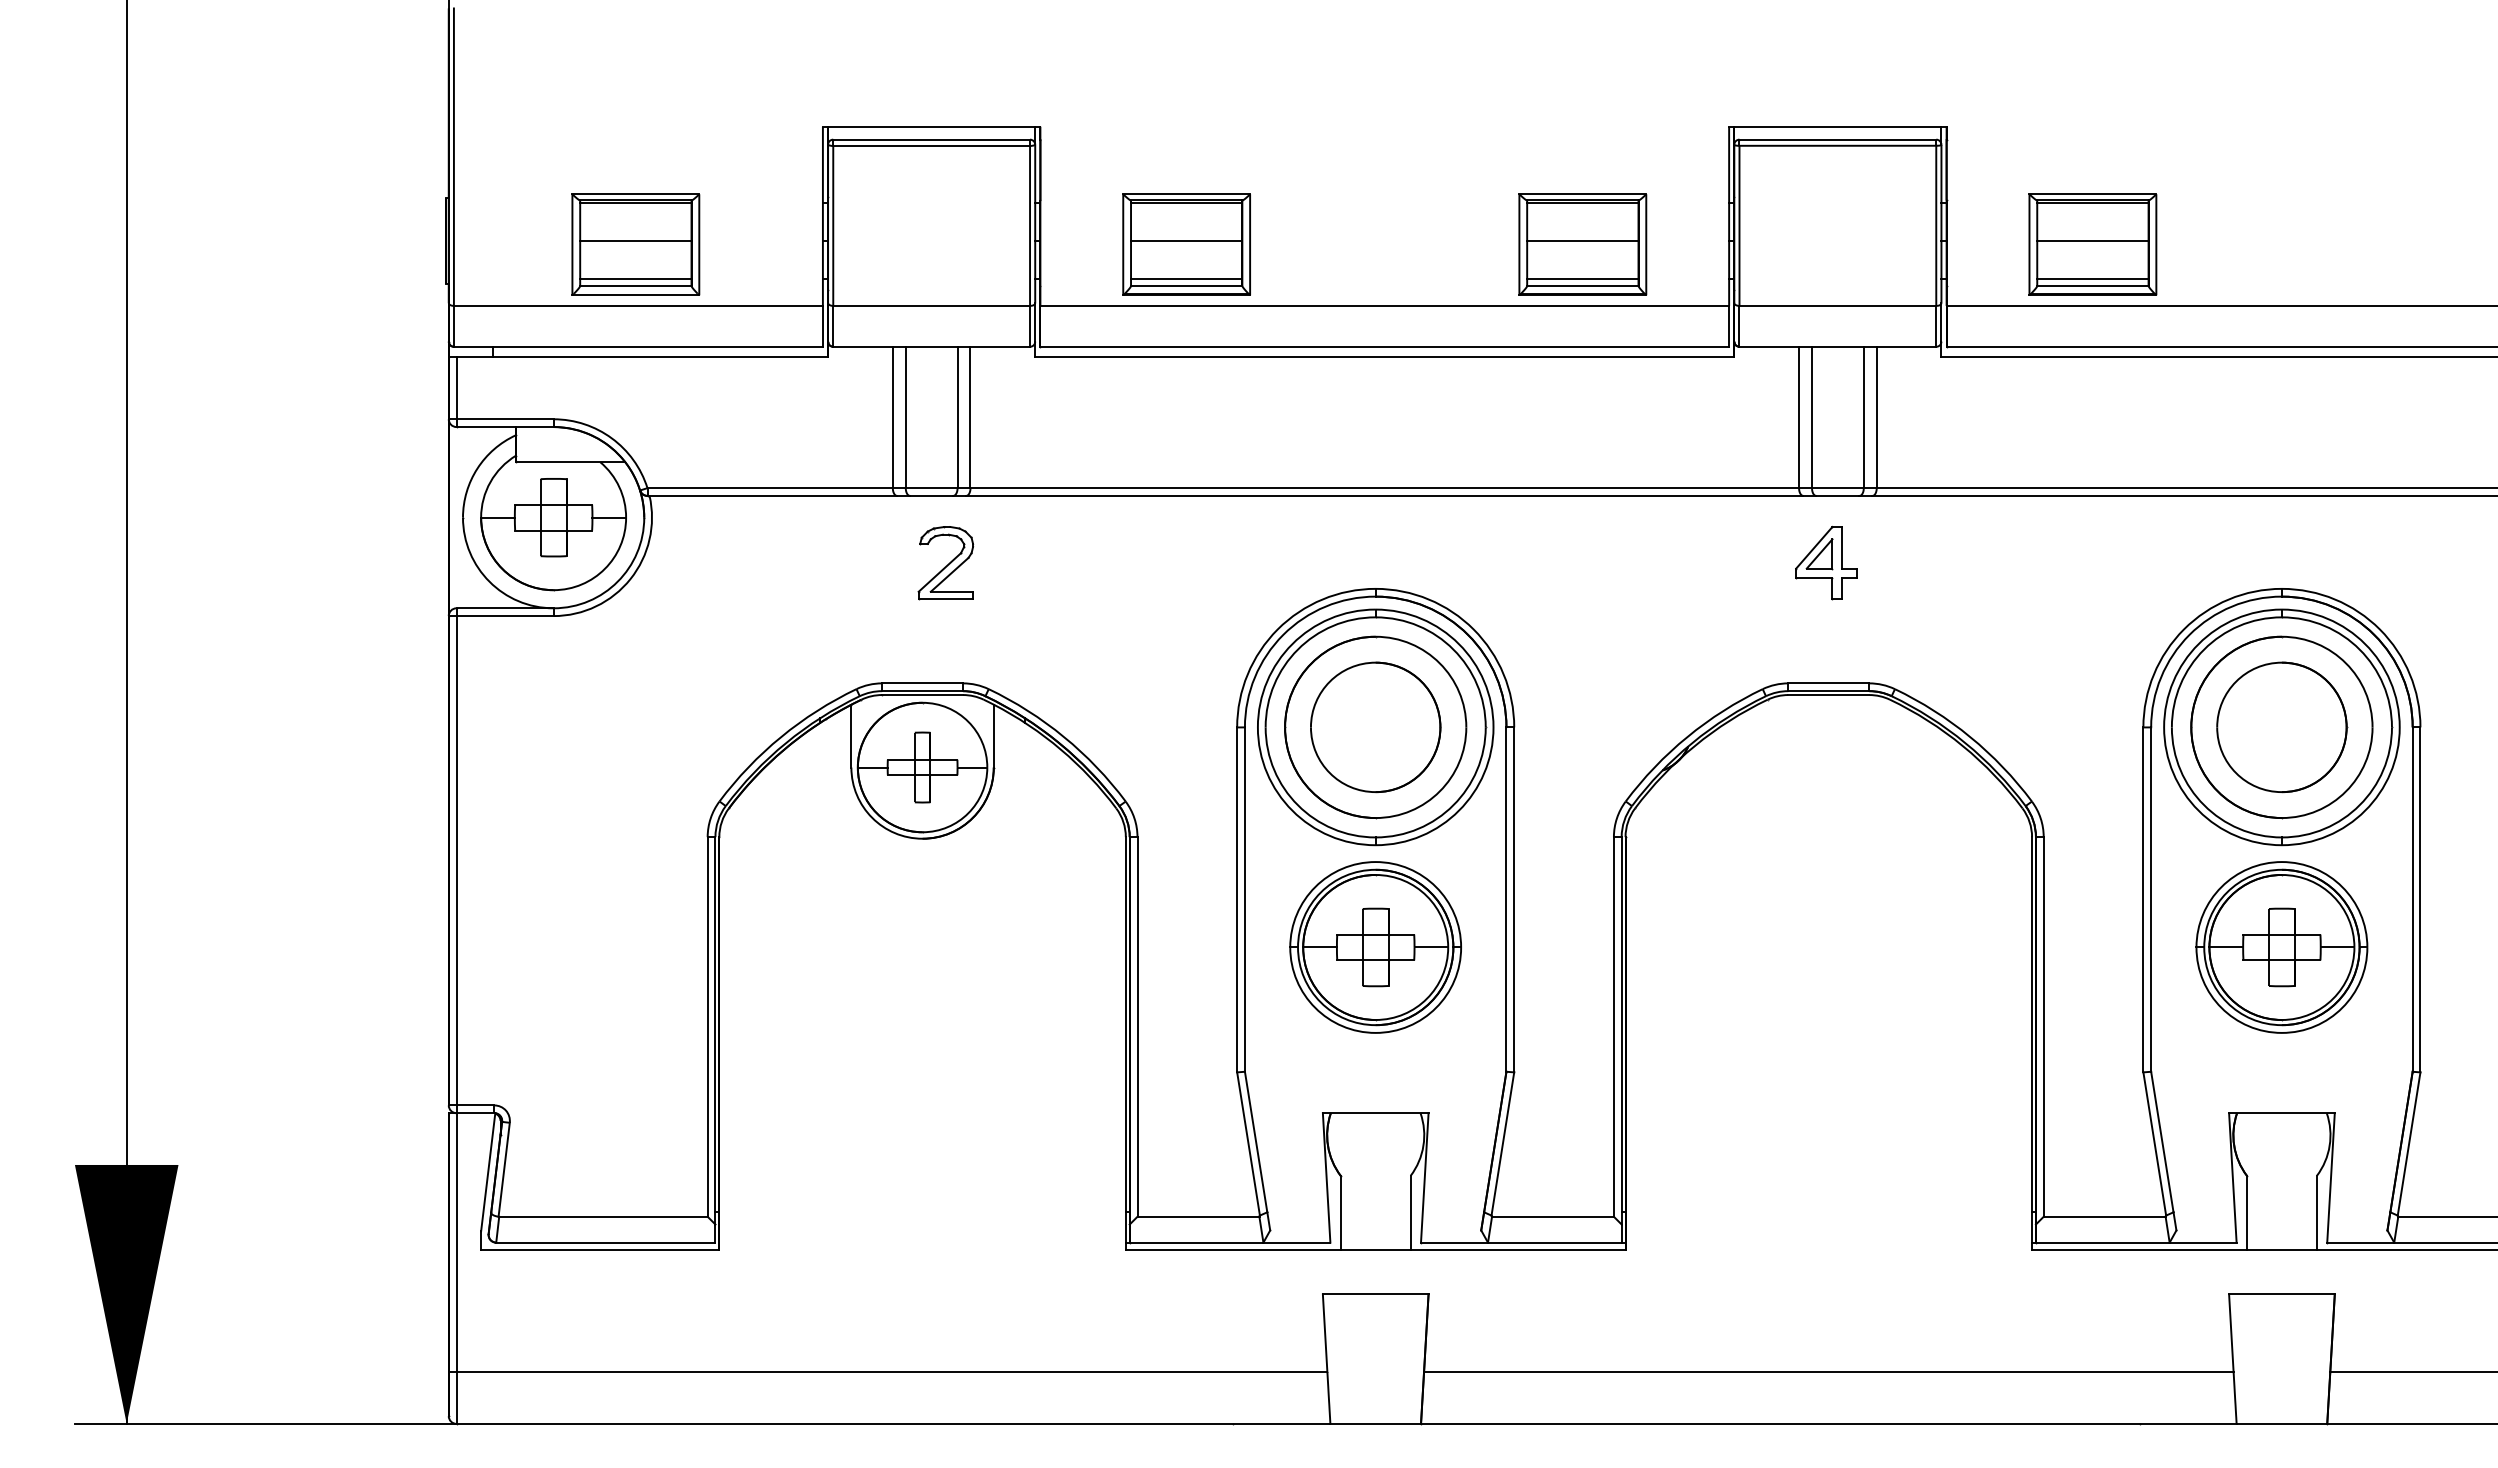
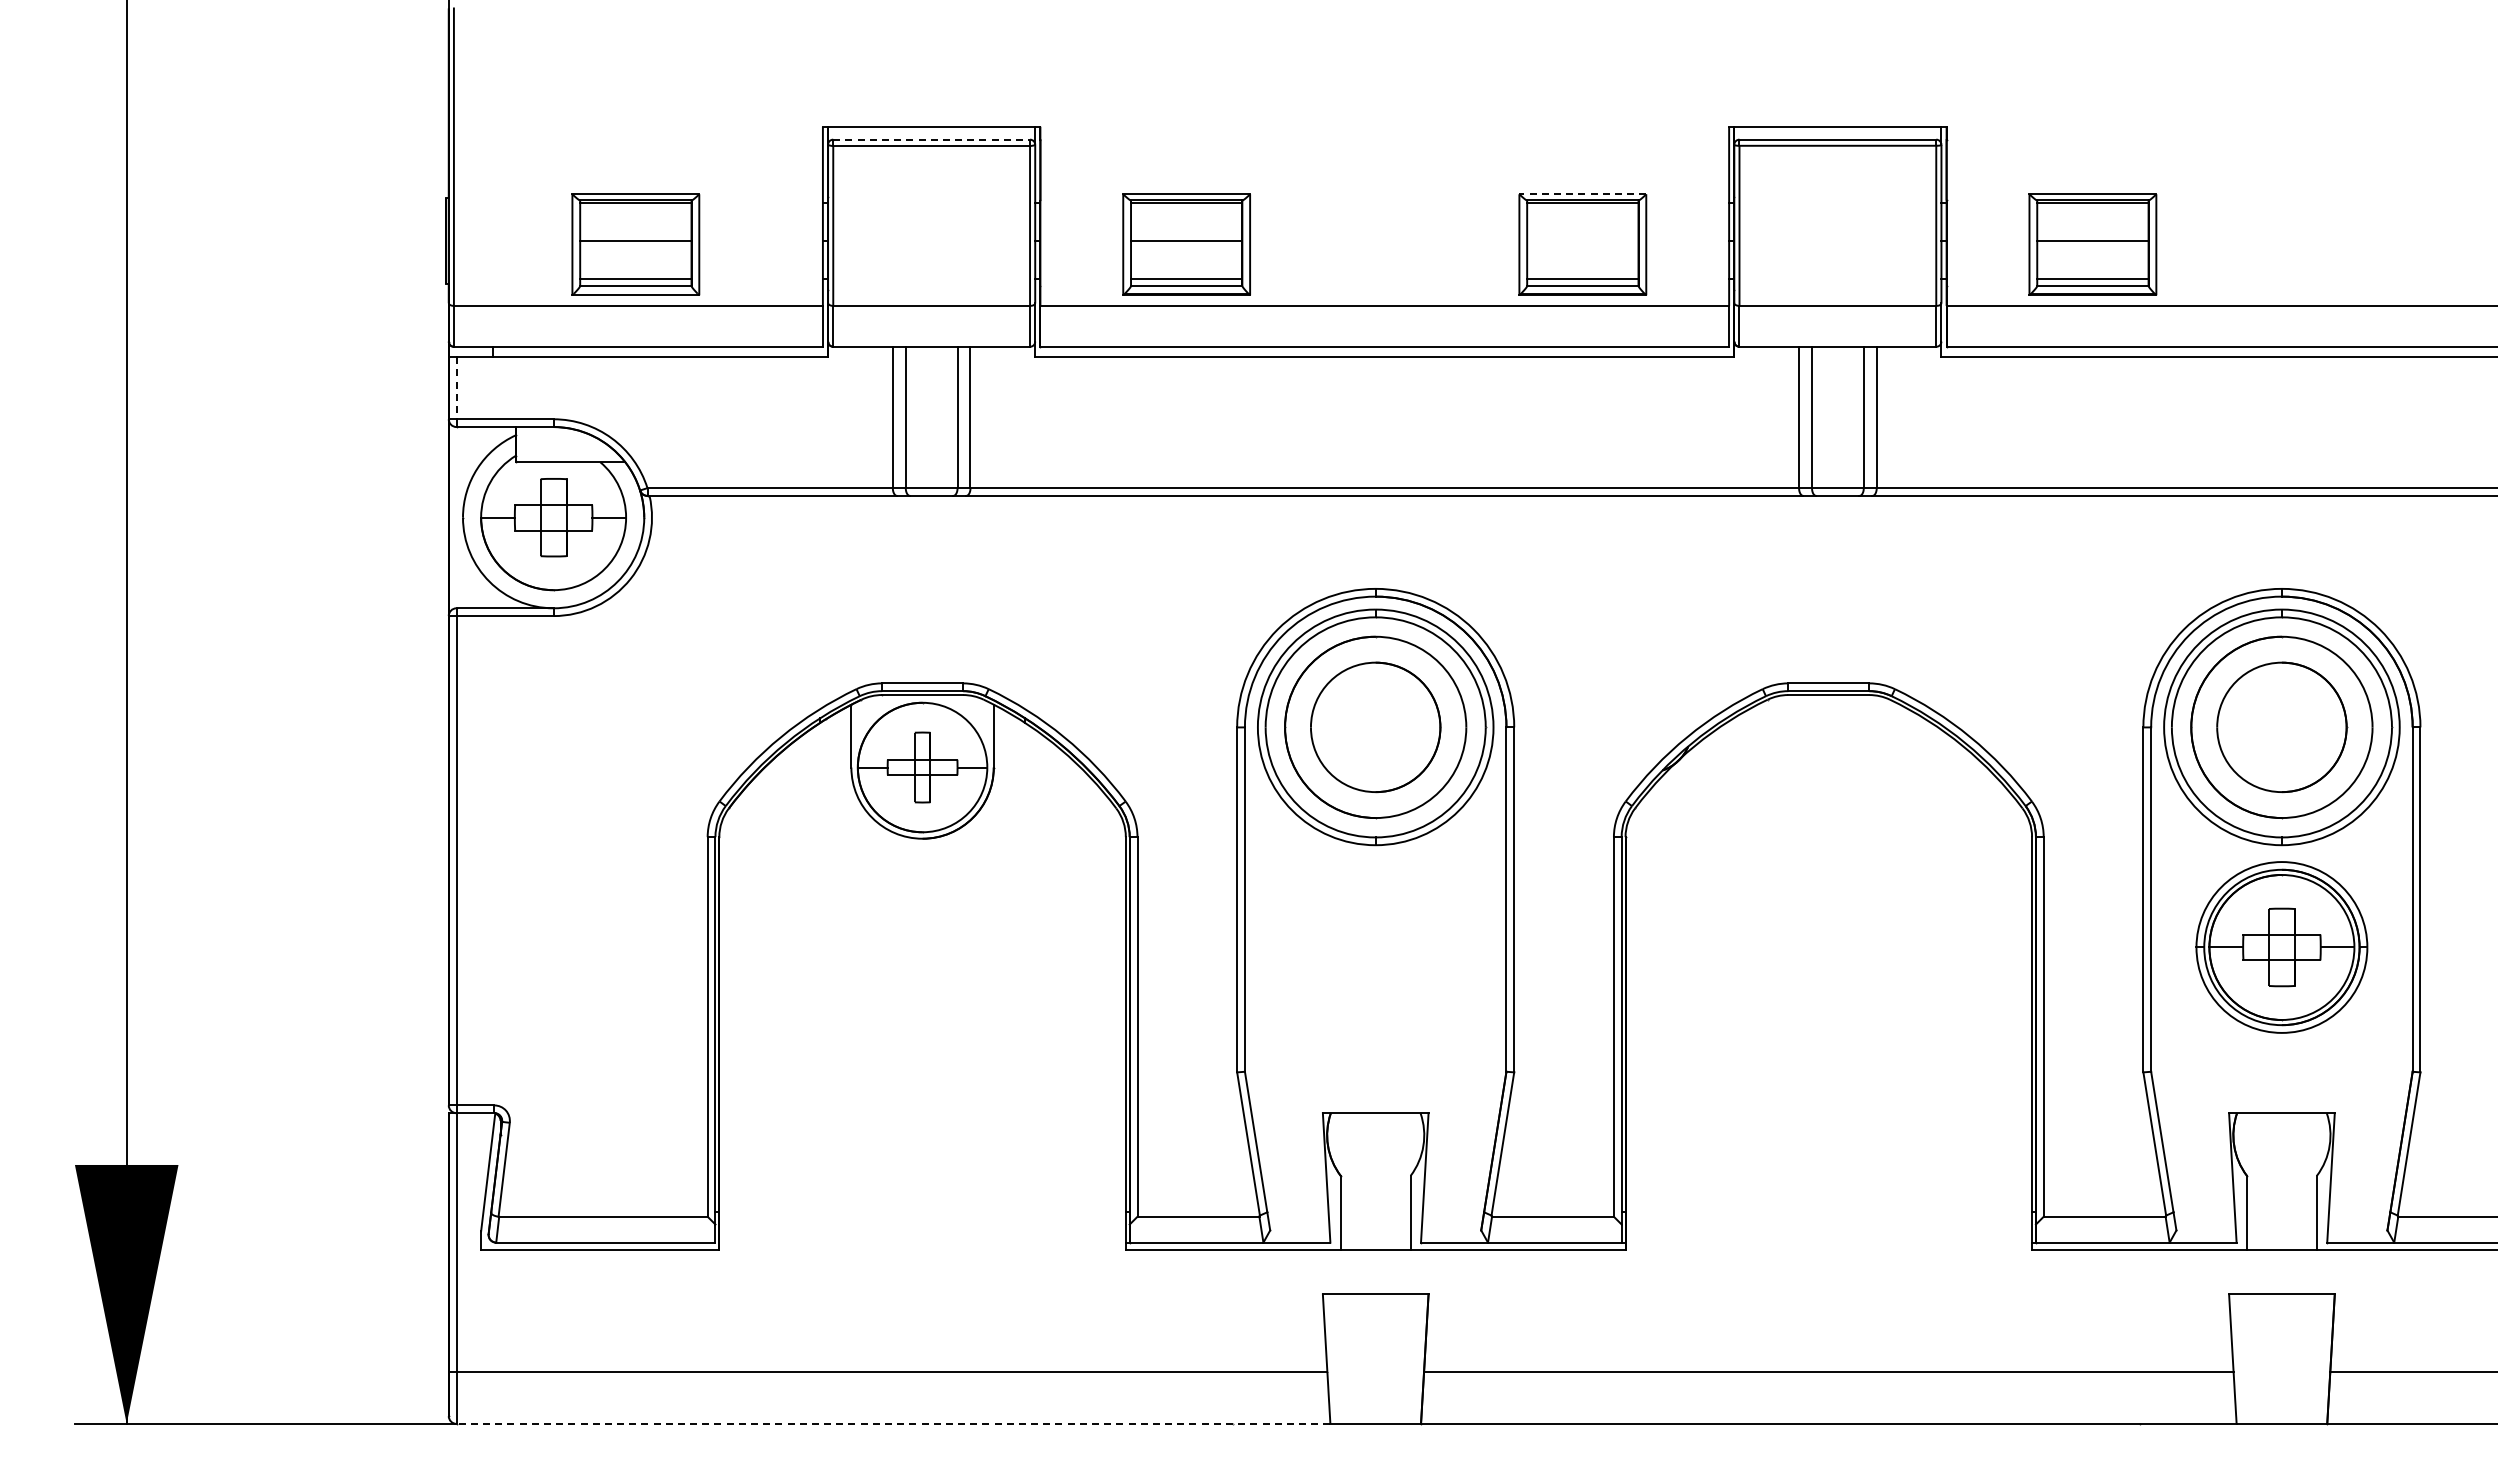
line: solid -> dashed (932, 139)
line: solid -> dashed (1582, 194)
line: present -> none (1582, 240)
line: solid -> dashed (456, 388)
part: present -> none (1826, 562)
part: present -> none (945, 563)
part: present -> none (1375, 947)
line: solid -> dashed (893, 1423)
